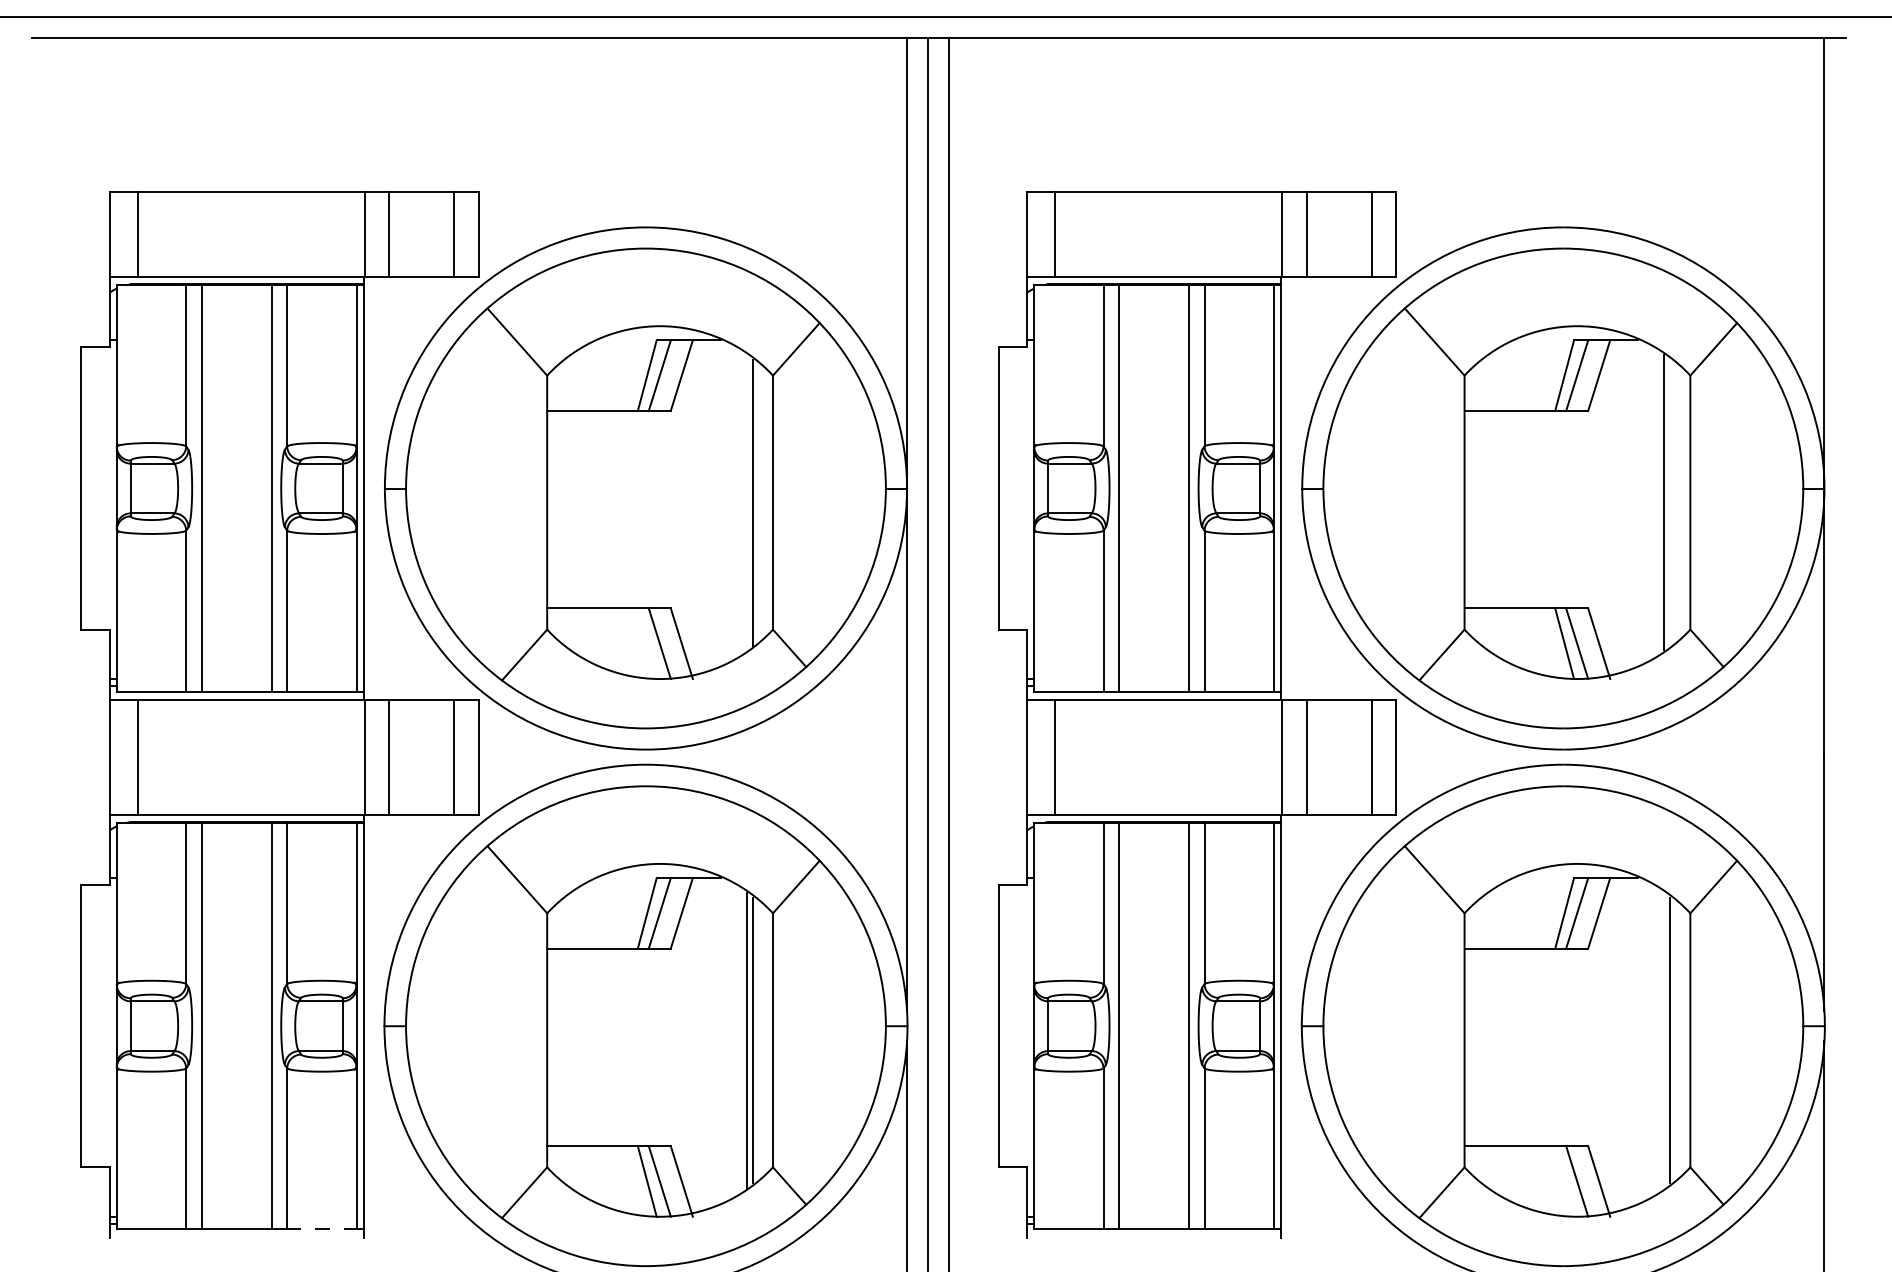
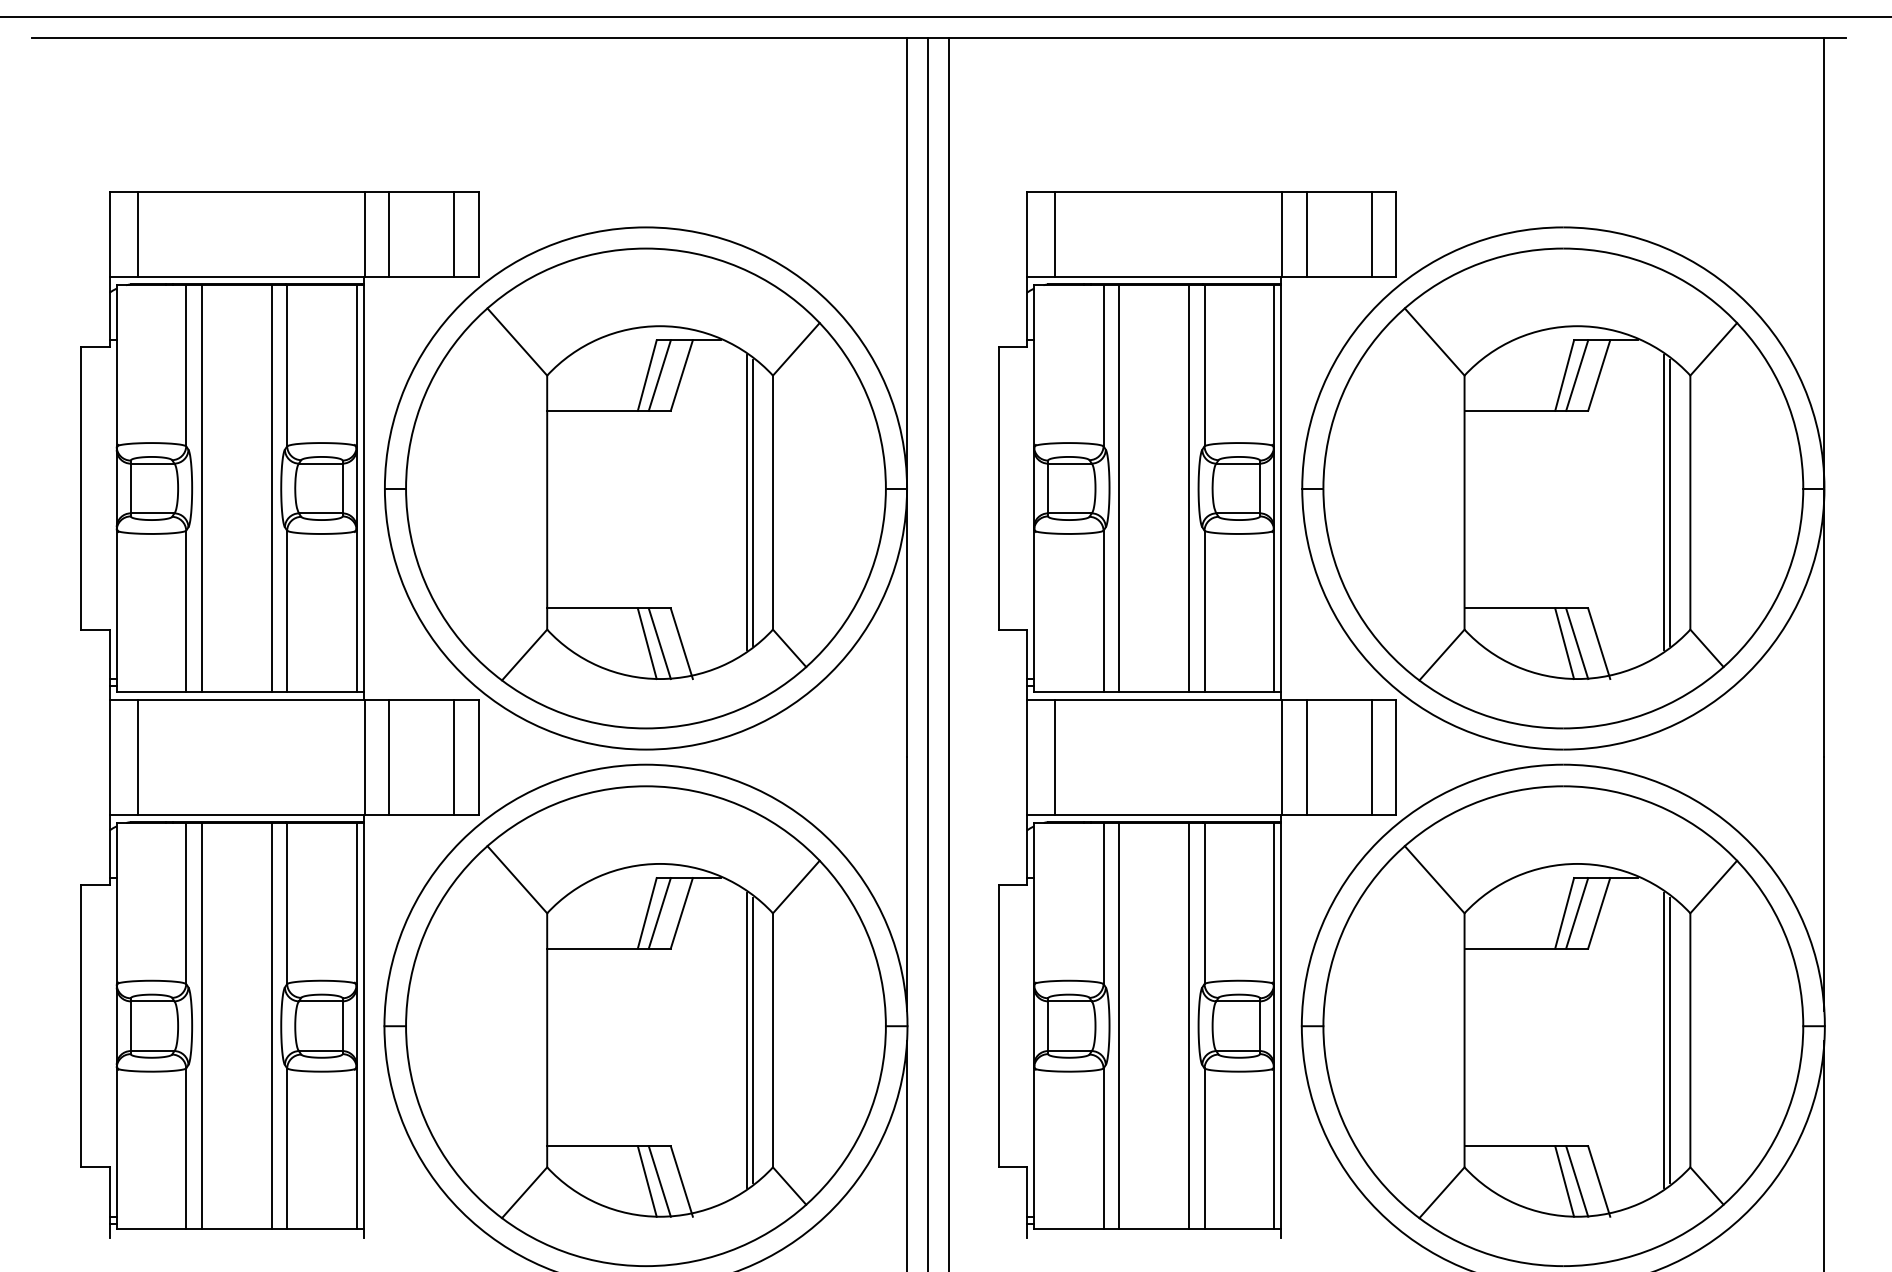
line: none -> present (746, 502)
line: none -> present (1670, 502)
line: none -> present (646, 643)
line: none -> present (1664, 1040)
line: none -> present (1564, 1181)
line: dashed -> solid (321, 1229)
